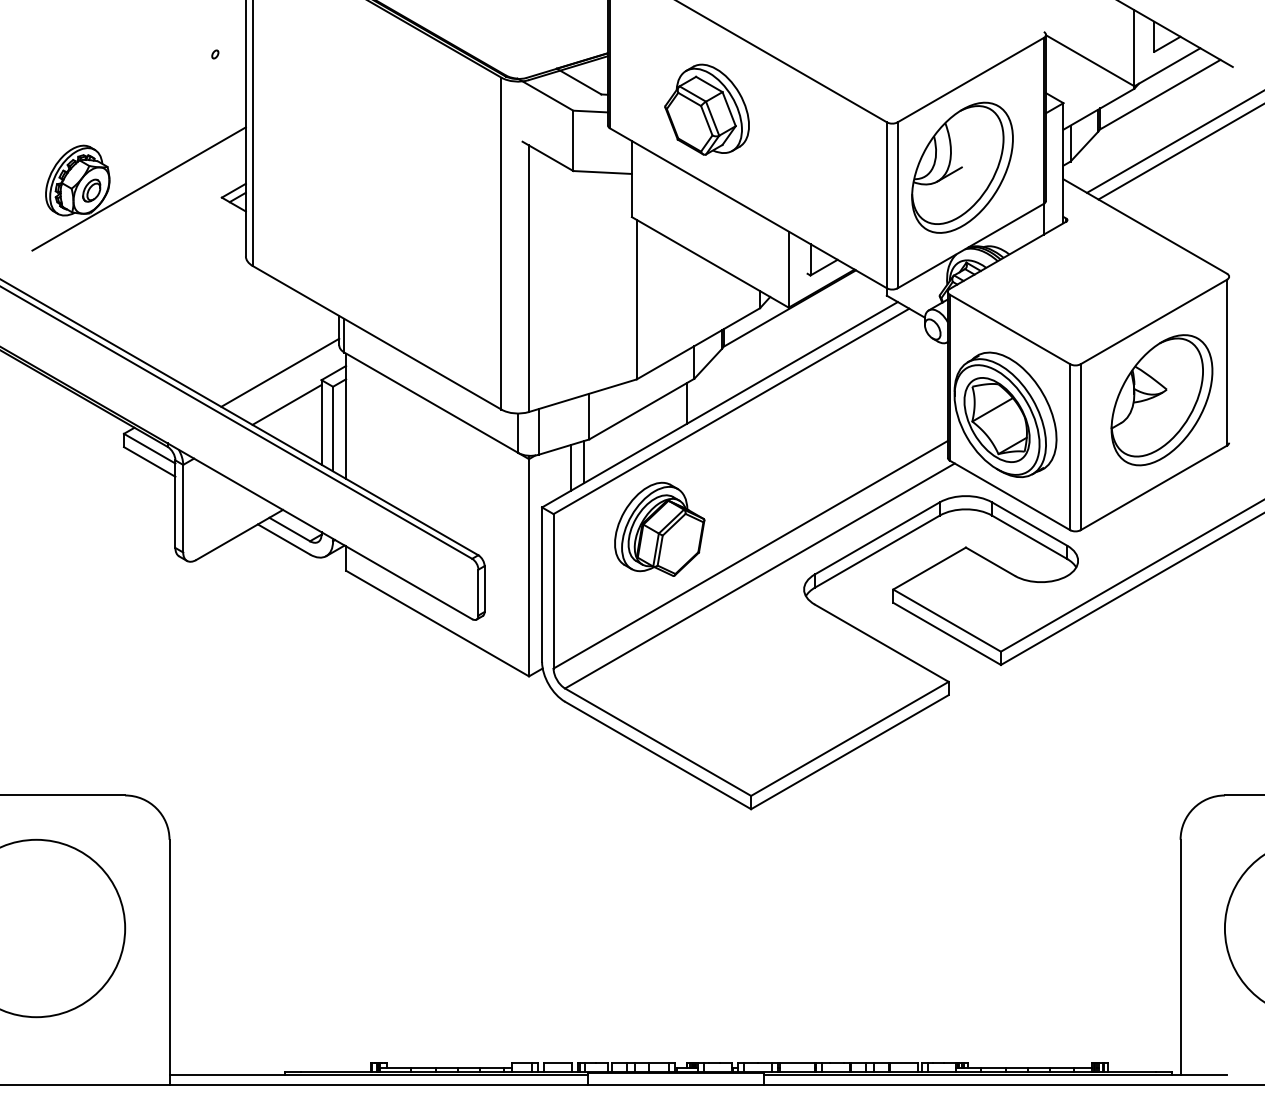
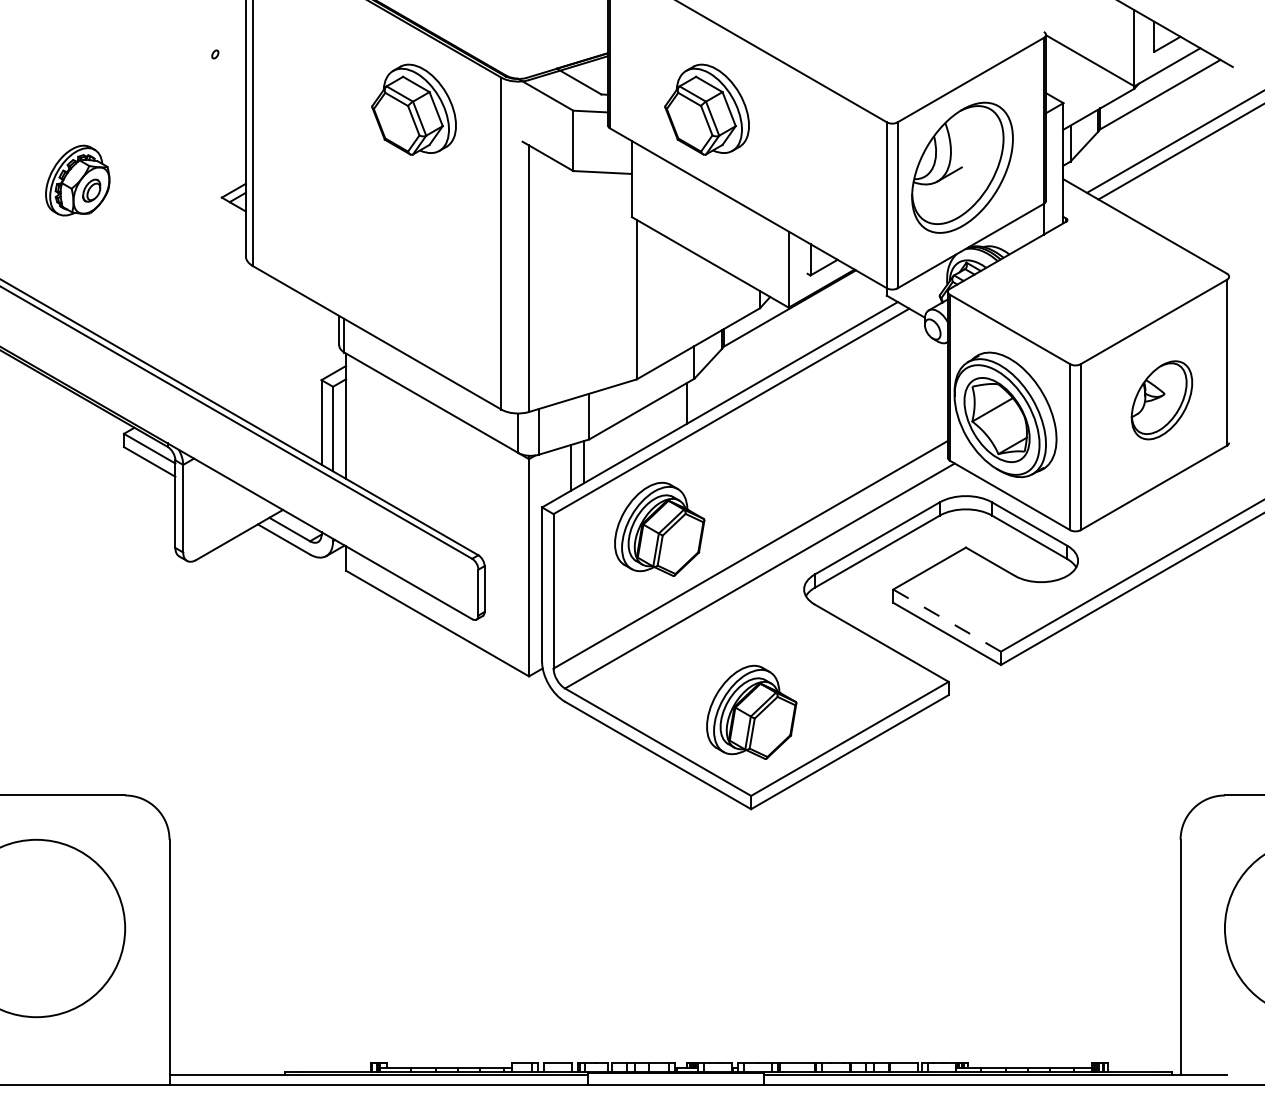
part: none -> present (413, 109)
line: present -> none (138, 188)
line: present -> none (280, 372)
part size: 104x133 px -> 64x81 px (1161, 400)
line: present -> none (286, 404)
line: solid -> dashed (947, 620)
part: none -> present (751, 711)
